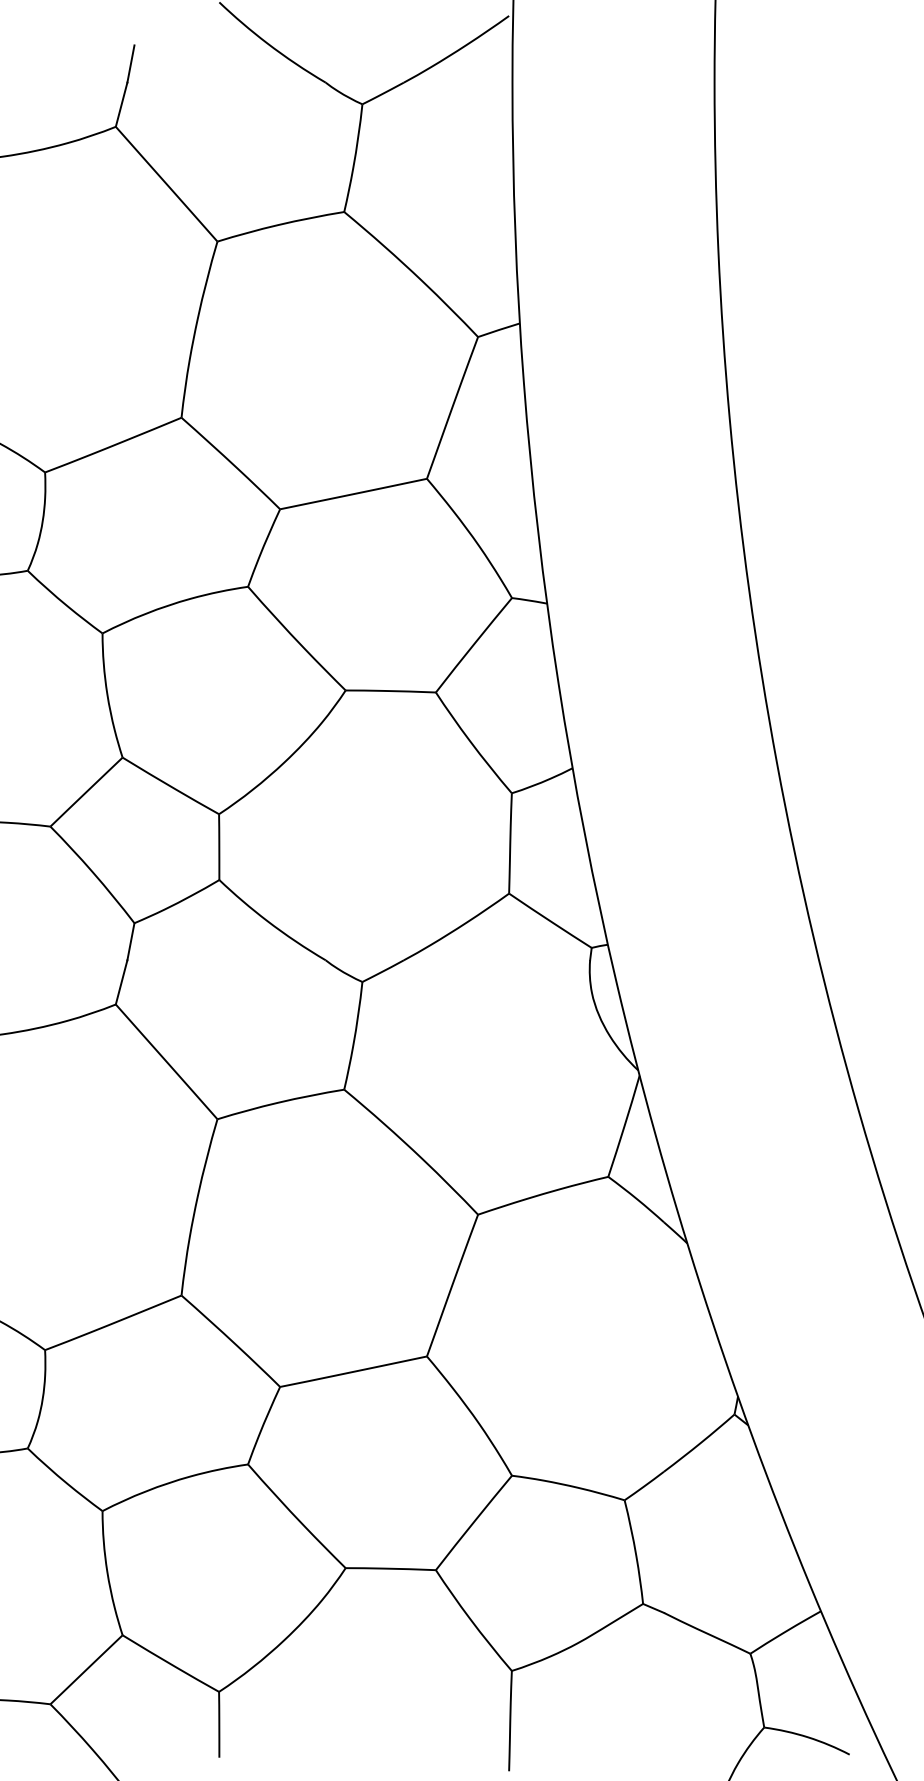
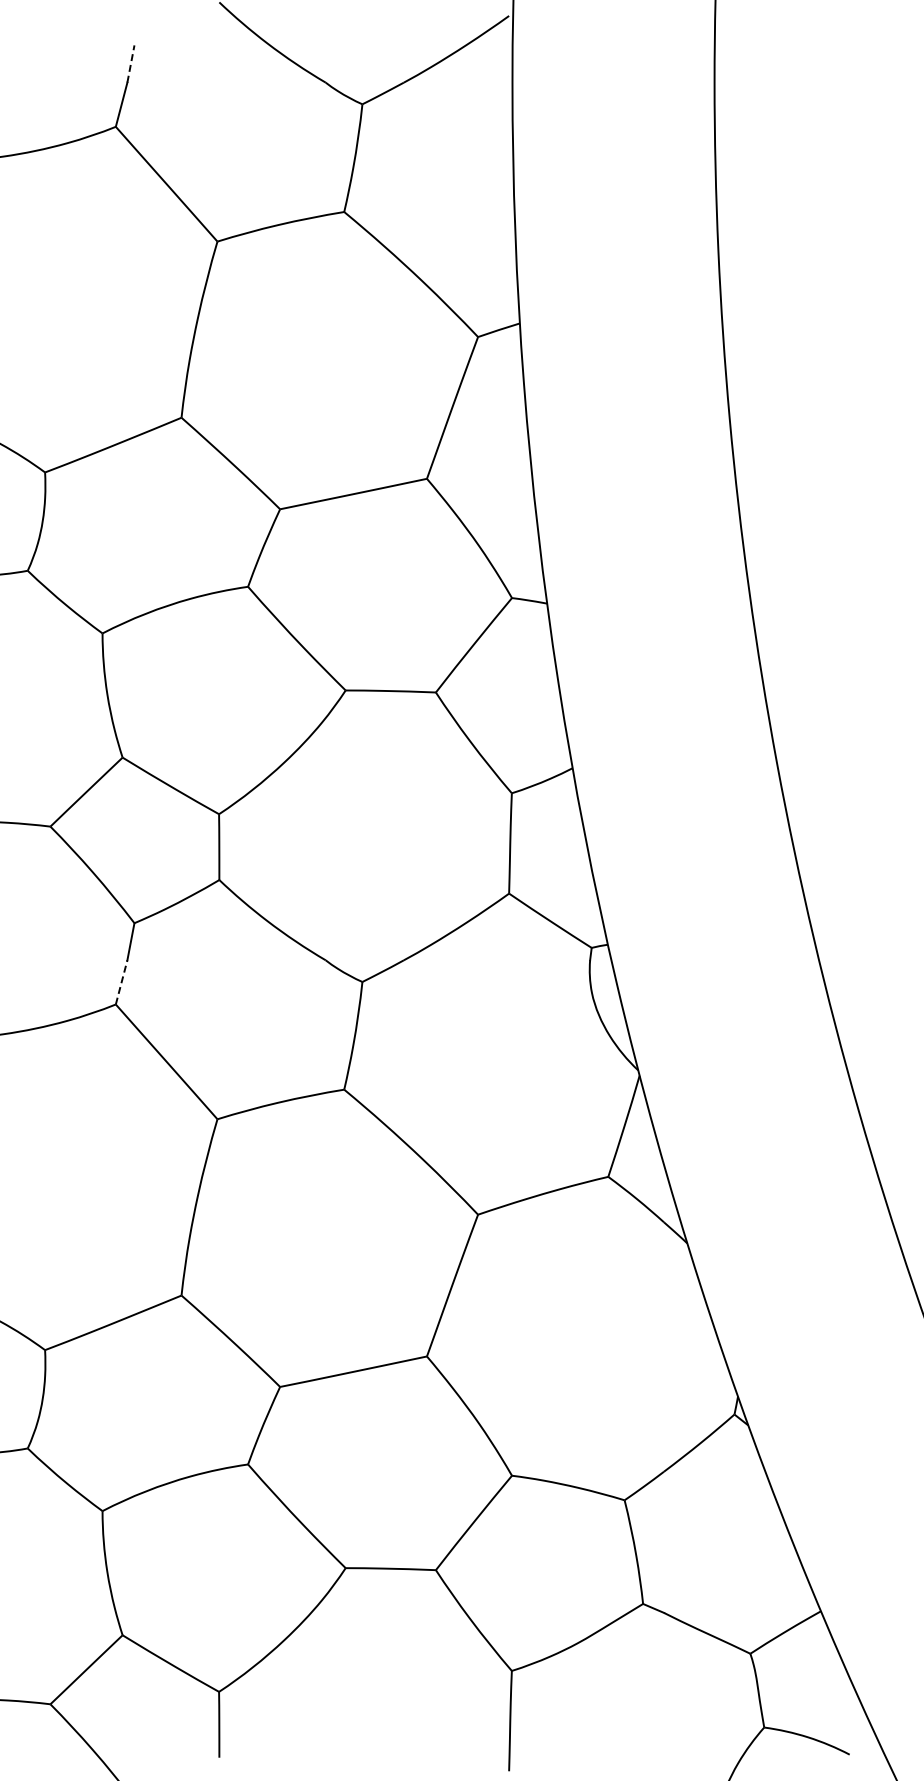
line: solid -> dashed (130, 64)
line: solid -> dashed (121, 982)
